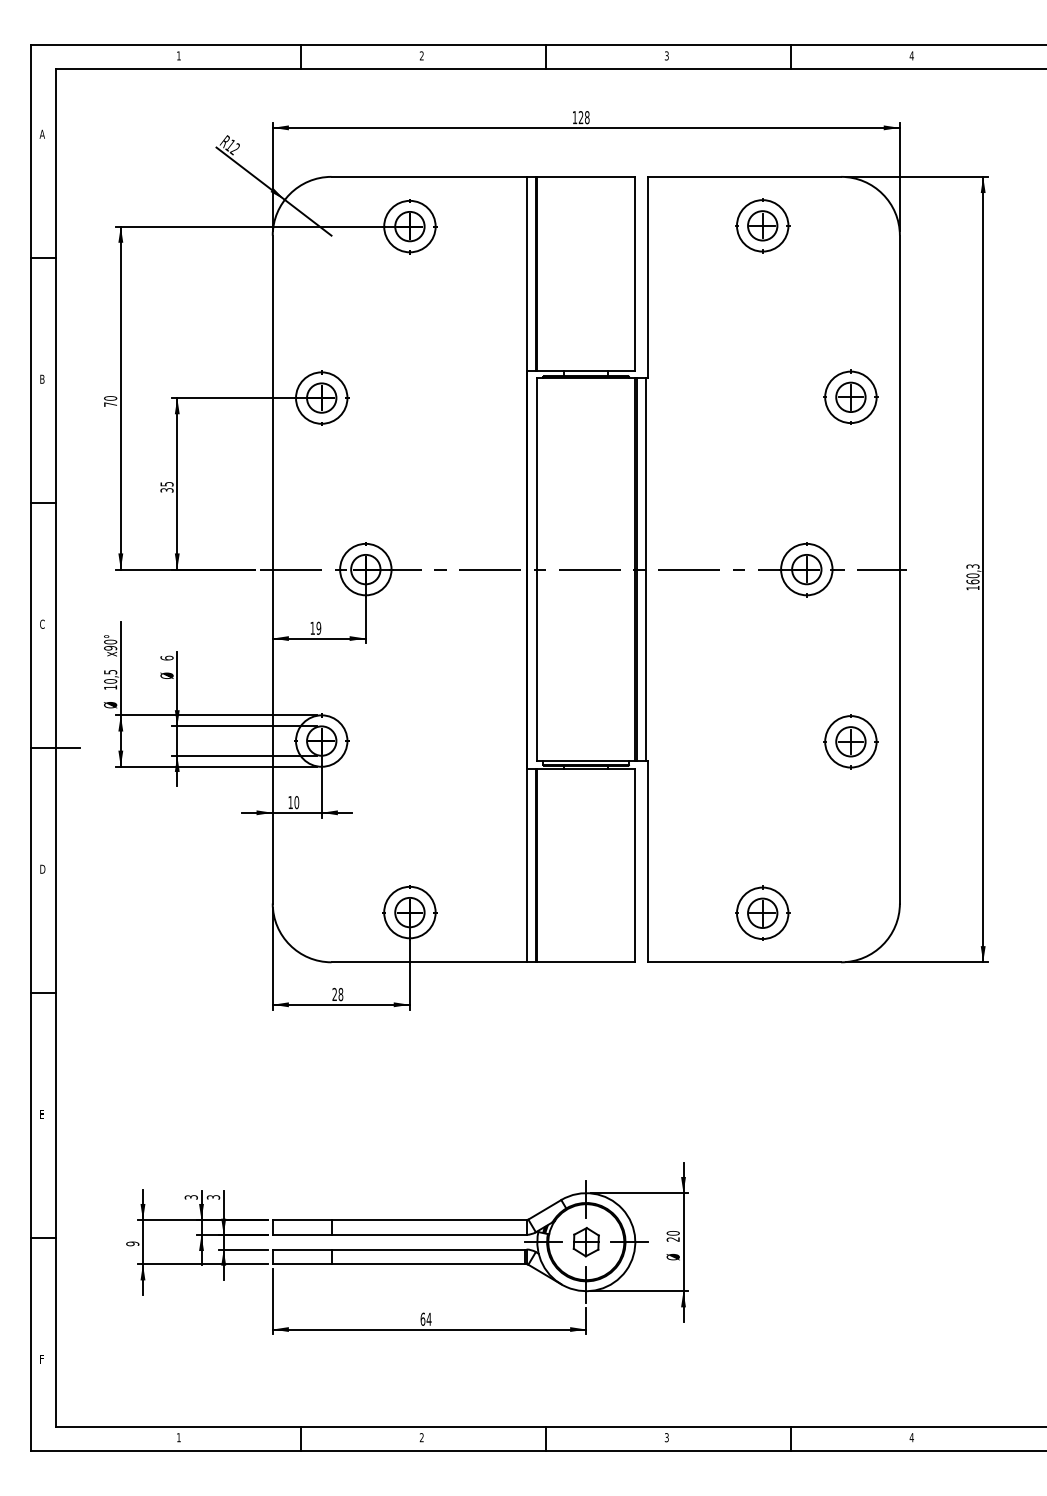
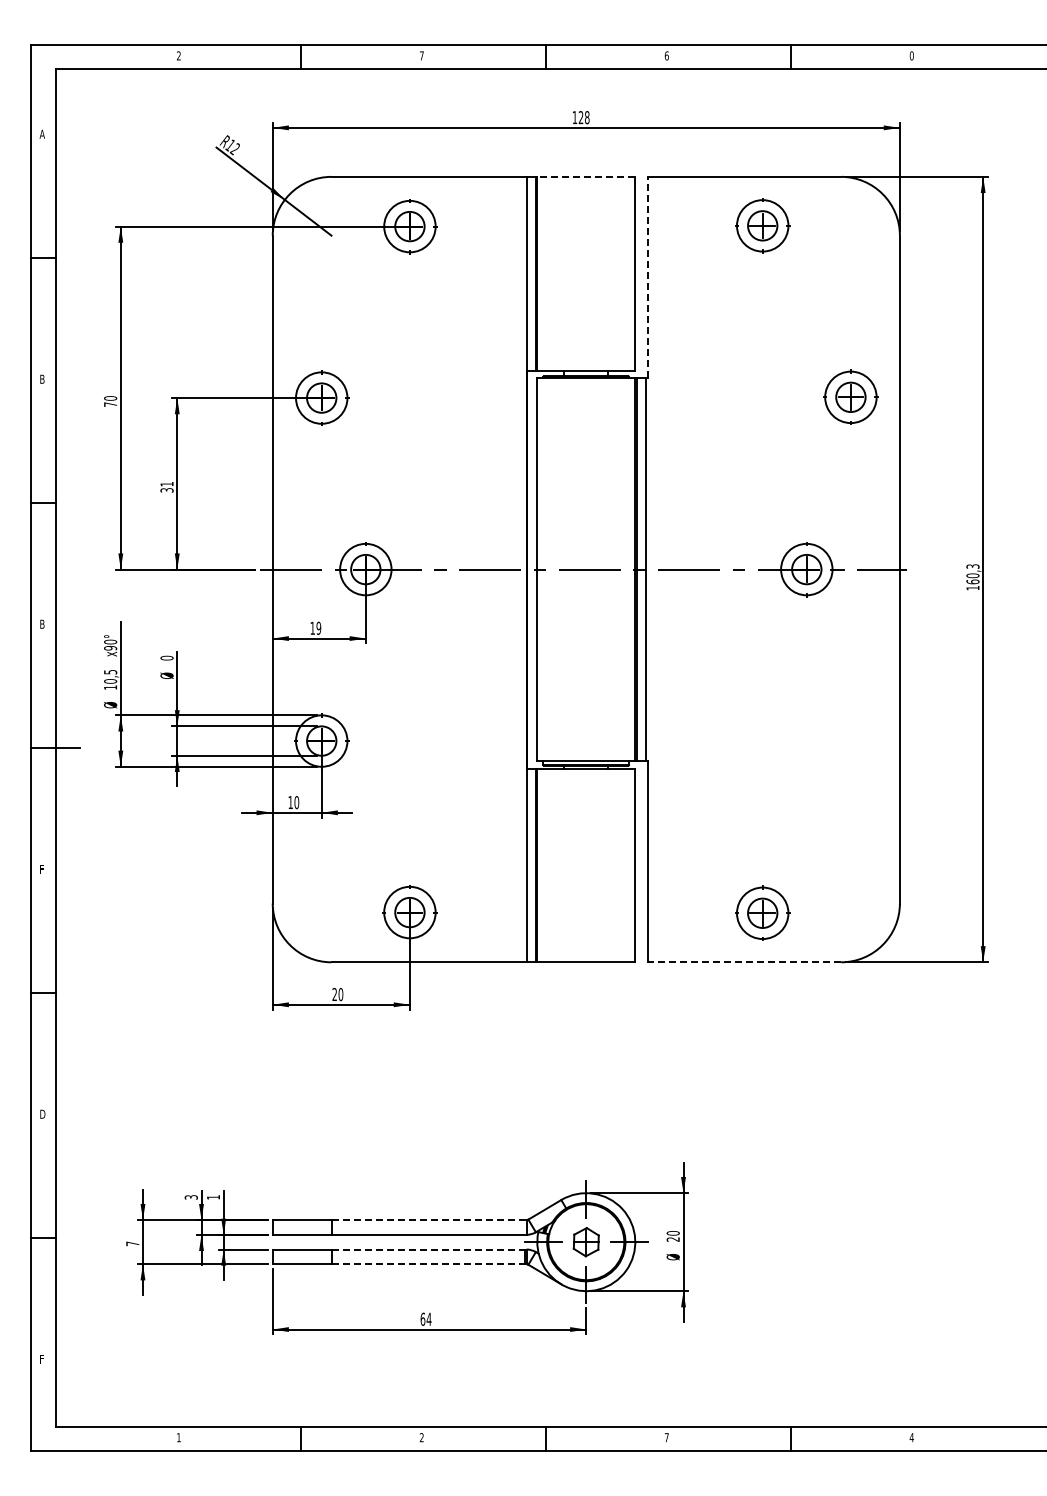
text: 1 -> 2 (178, 55)
text: 2 -> 7 (421, 55)
text: 3 -> 6 (666, 55)
text: 4 -> 0 (911, 55)
line: solid -> dashed (586, 176)
line: solid -> dashed (647, 277)
text: 35 -> 31 (166, 484)
text: C -> B (42, 623)
text: 6 -> 0 (166, 657)
part: present -> none (850, 741)
text: D -> F (42, 868)
line: solid -> dashed (744, 962)
text: 28 -> 20 (340, 994)
text: E -> D (42, 1113)
text: 3 -> 1 (213, 1197)
line: solid -> dashed (429, 1220)
text: 9 -> 7 (132, 1243)
line: solid -> dashed (428, 1249)
line: solid -> dashed (428, 1264)
text: 3 -> 7 (666, 1437)
